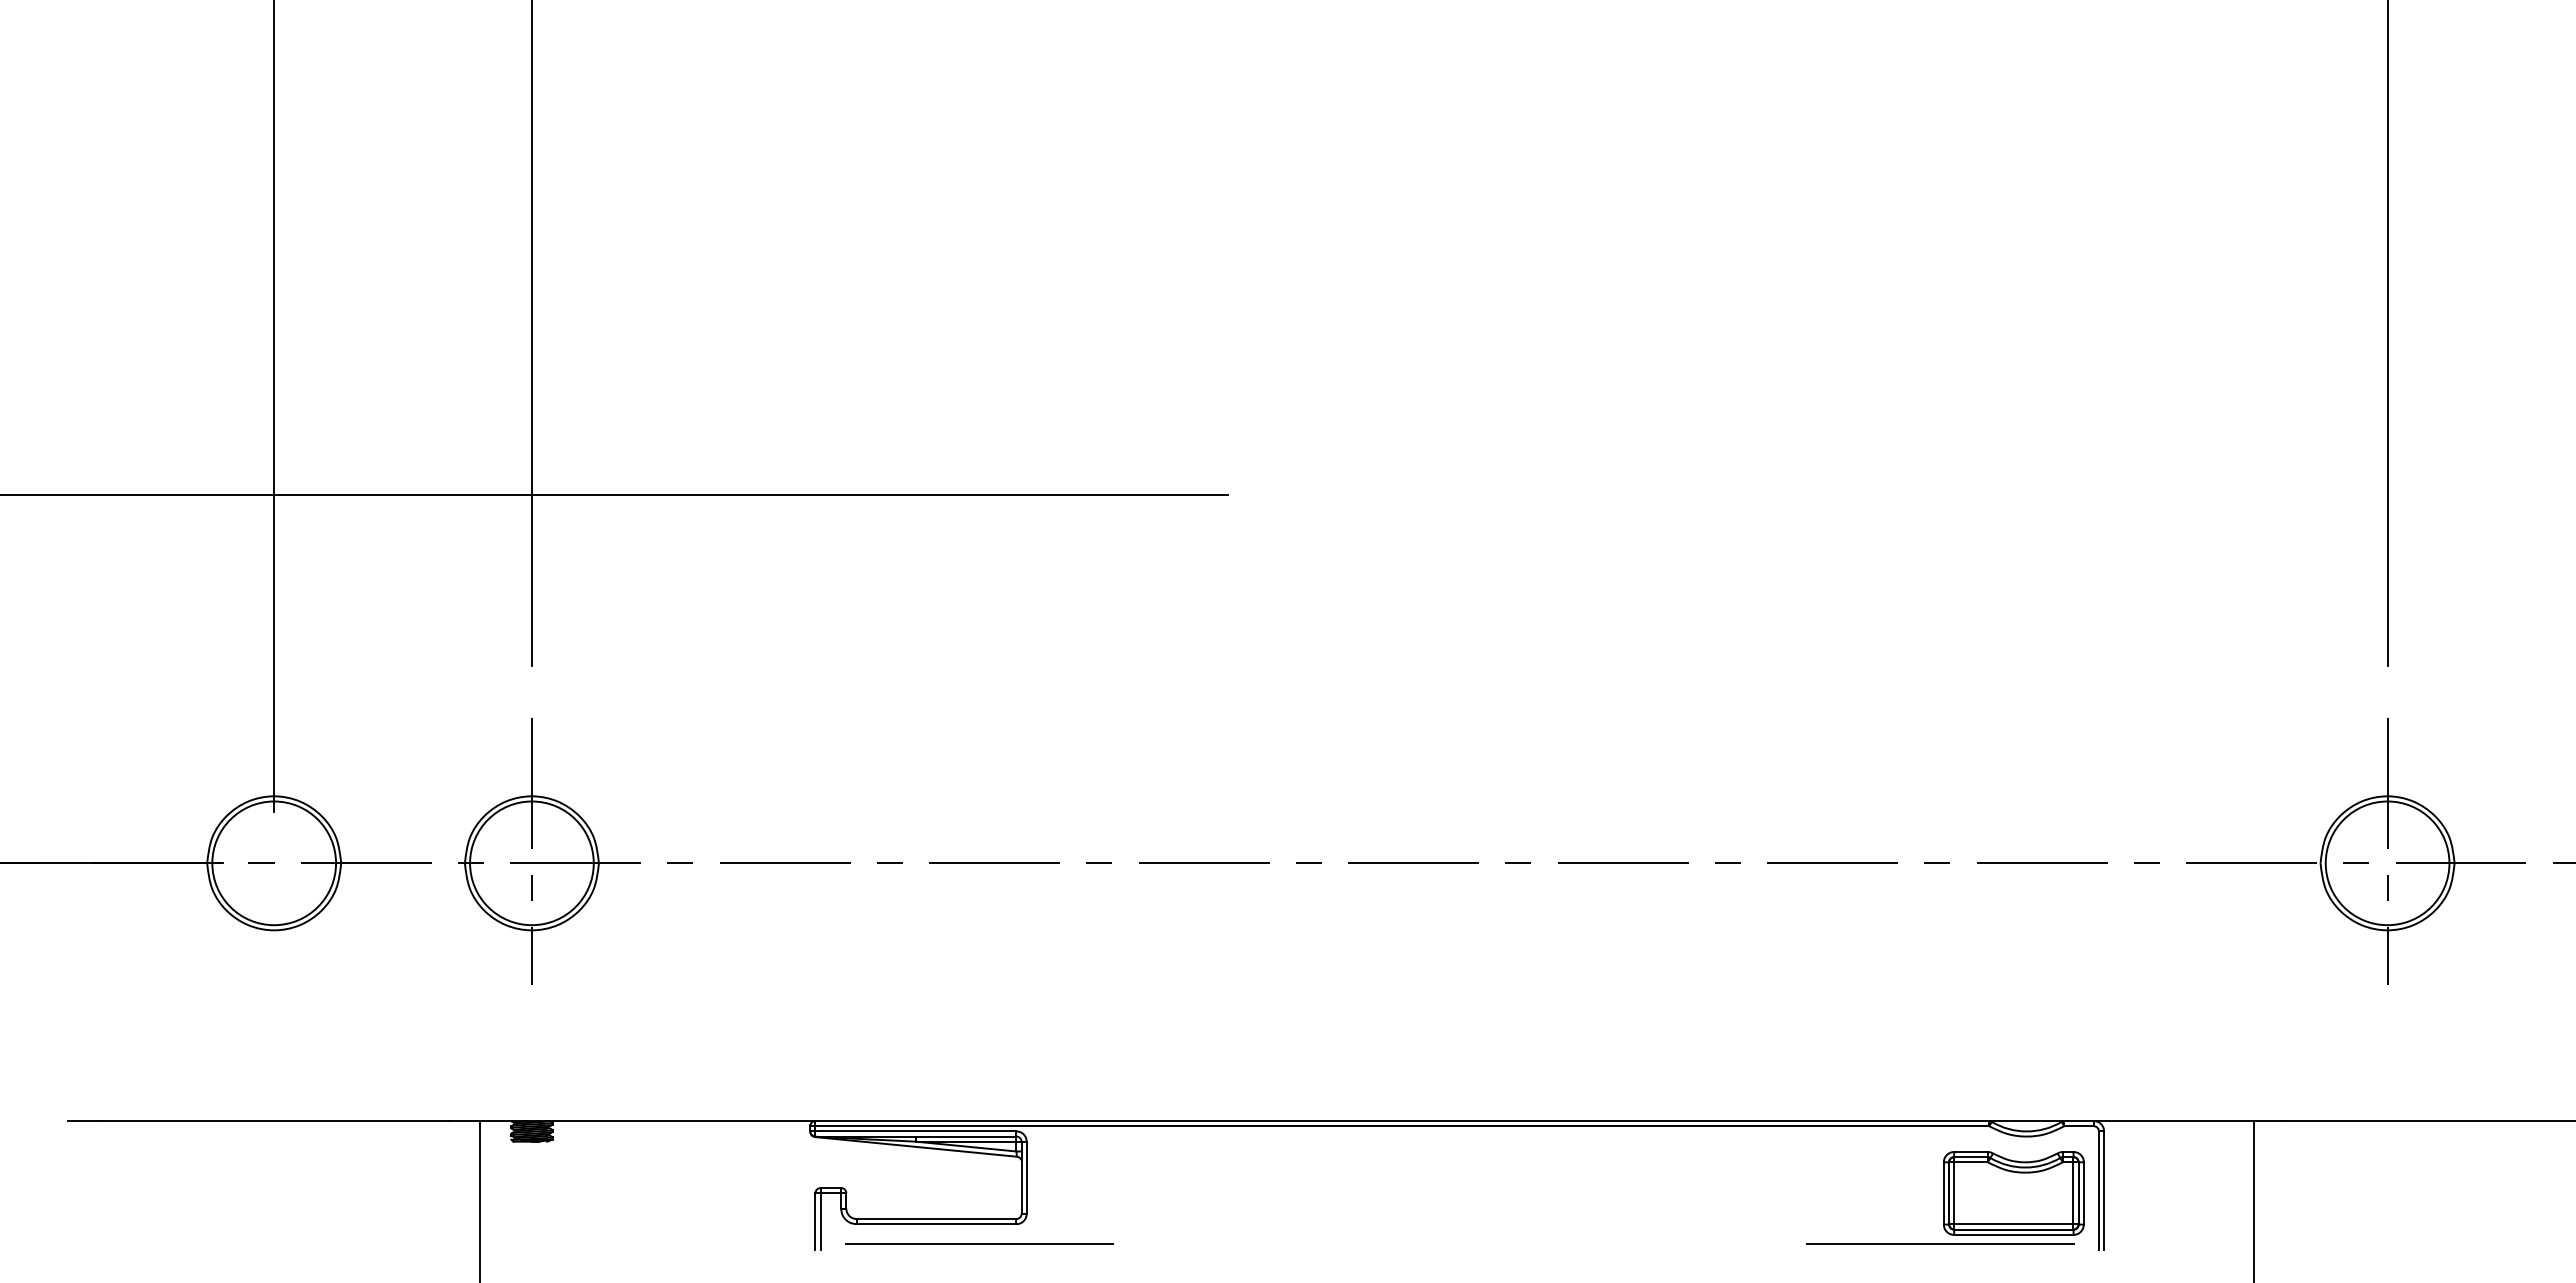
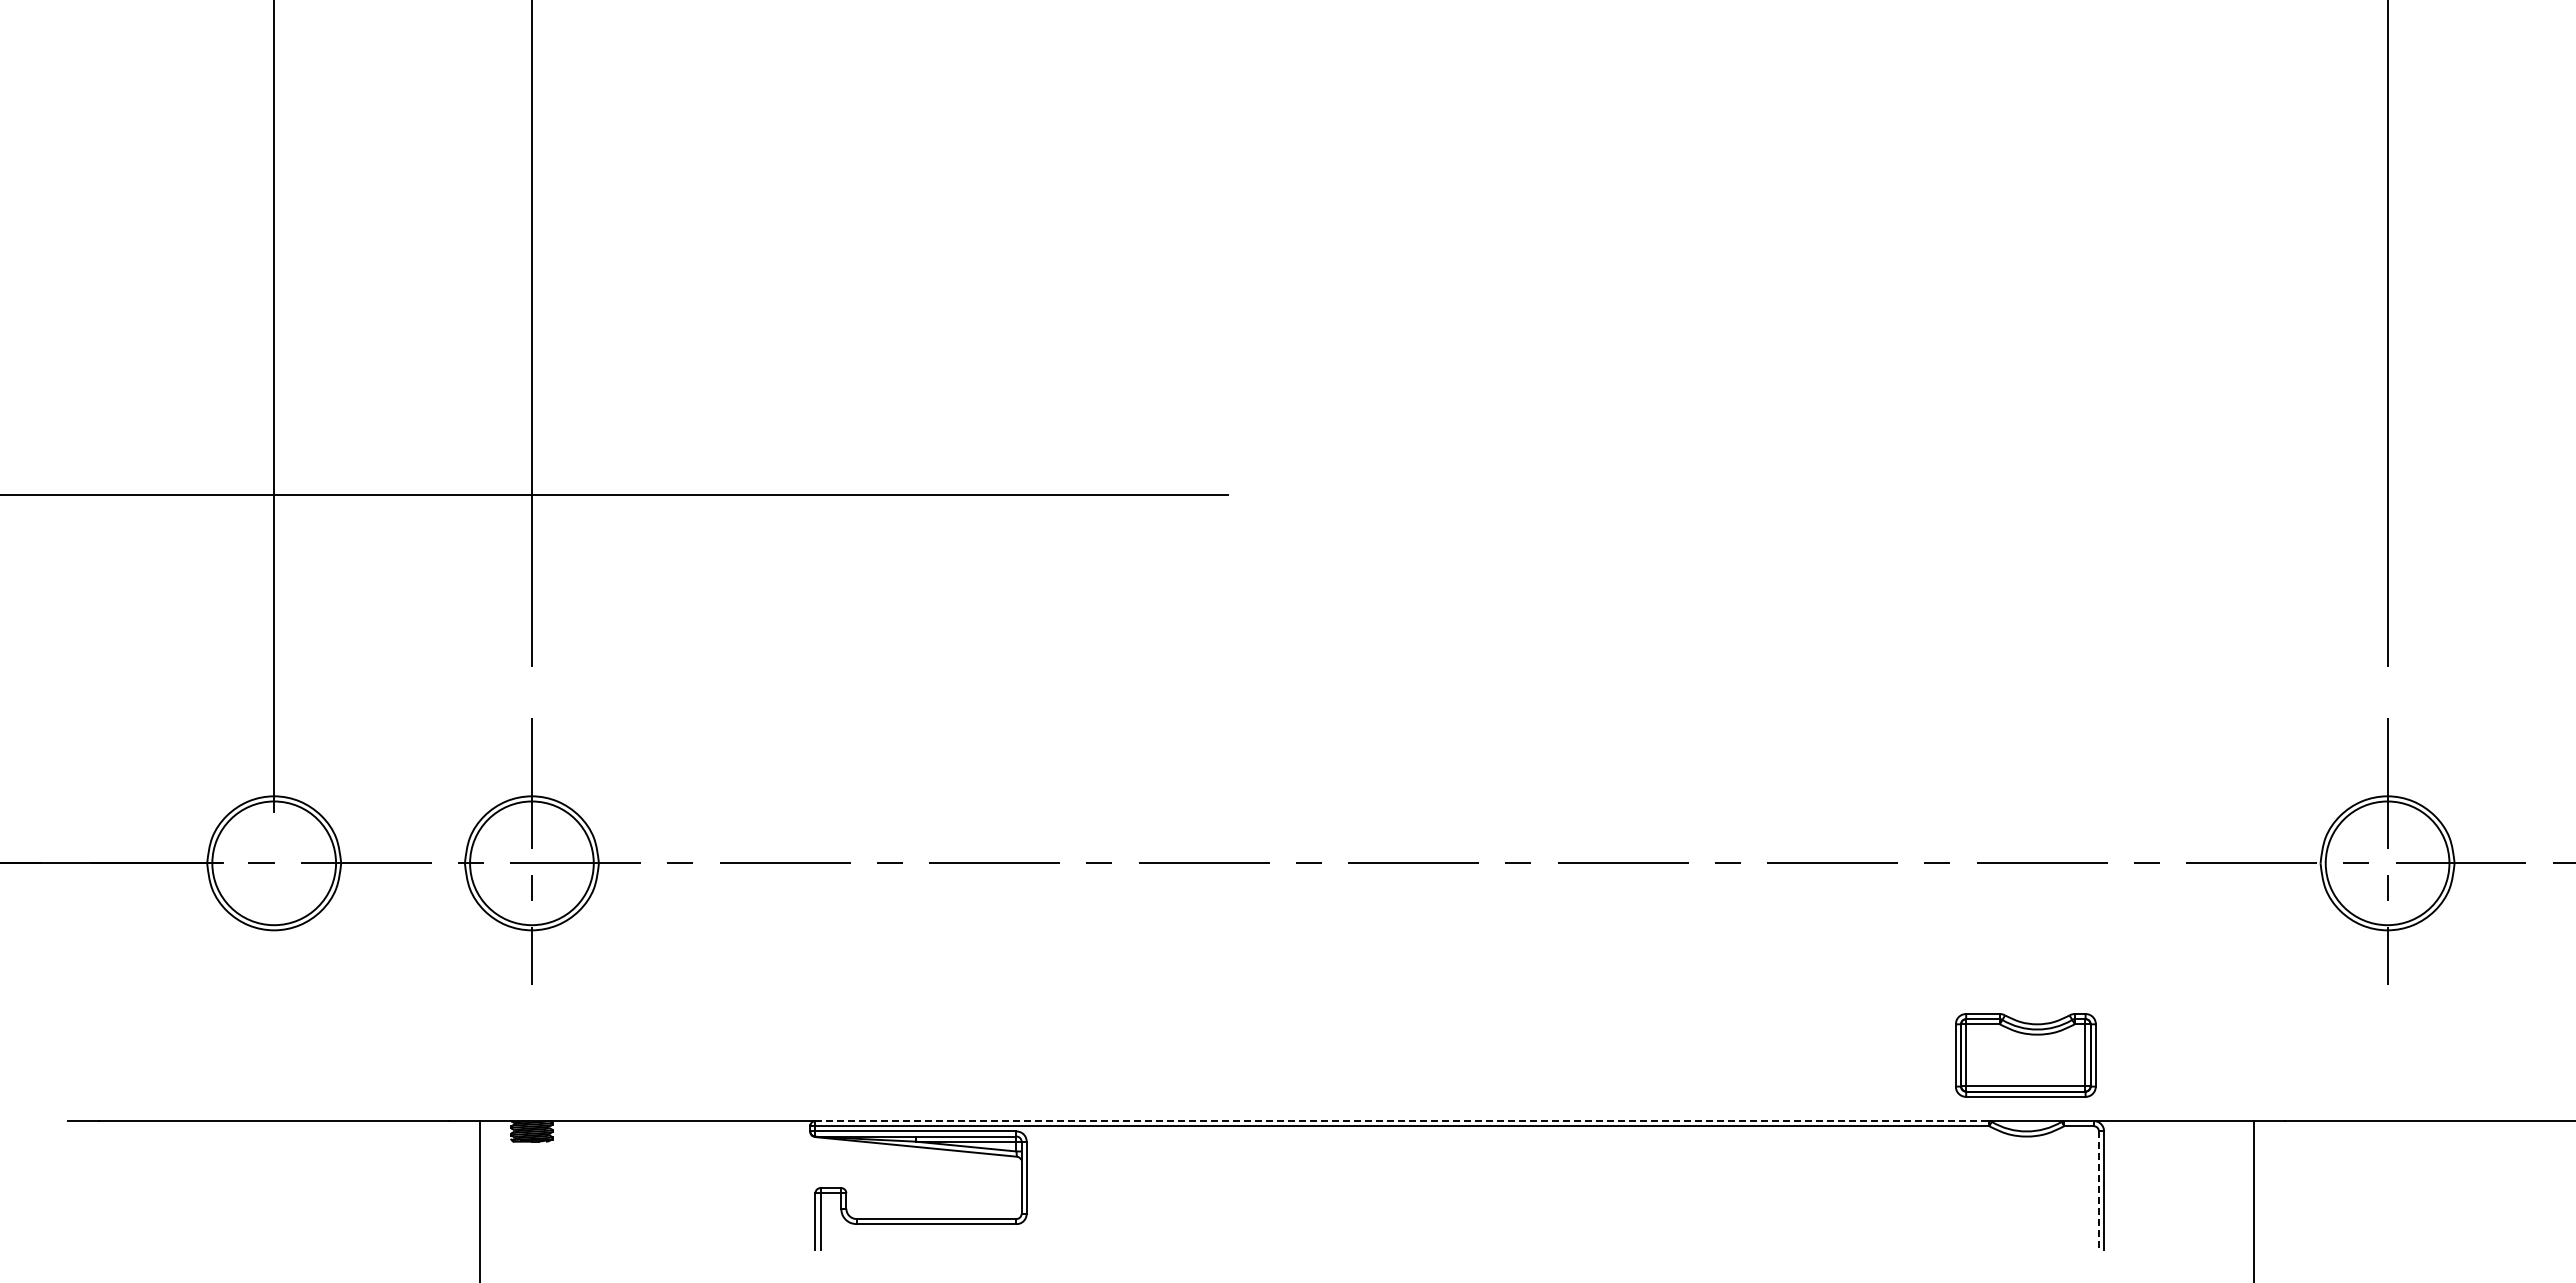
line: solid -> dashed (1402, 1121)
line: solid -> dashed (2098, 1190)
part position: (2013, 1193) -> (2025, 1055) (2025, 1055)
line: present -> none (978, 1244)
line: present -> none (1939, 1244)
